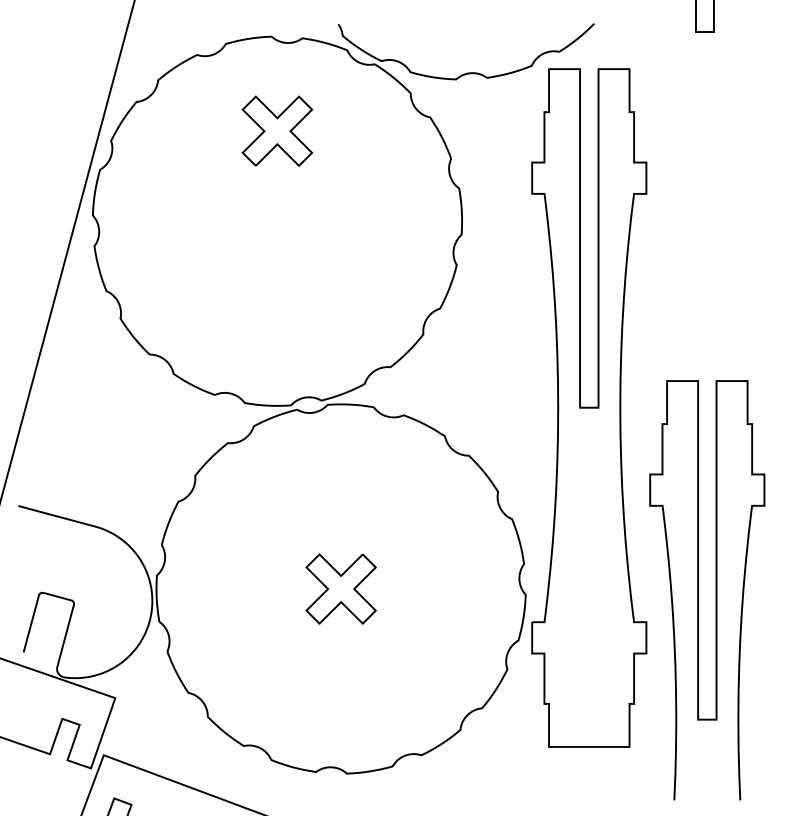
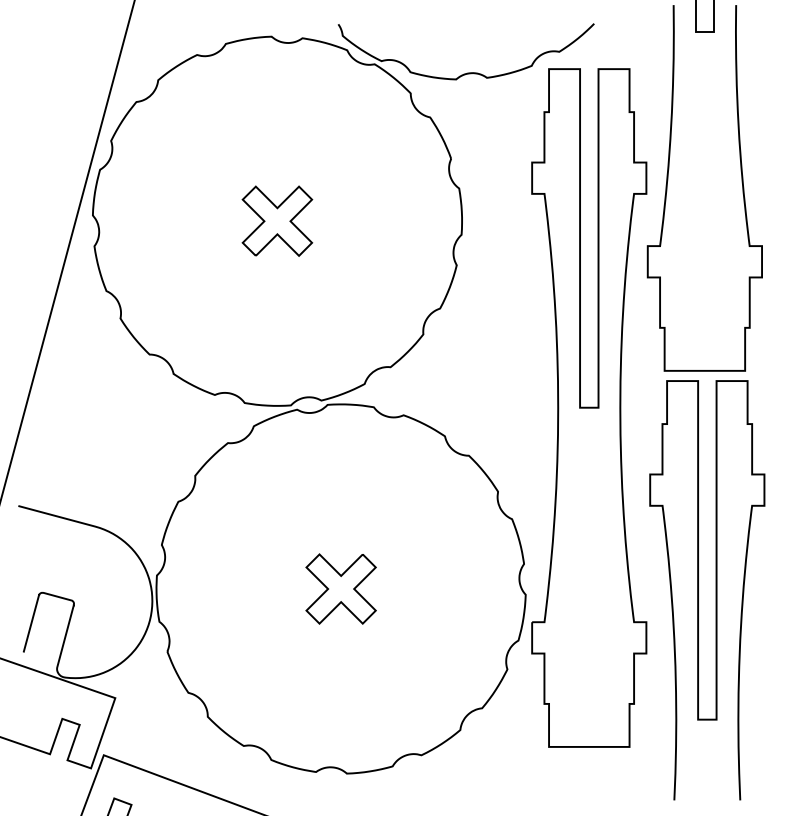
part position: (277, 130) -> (277, 220) (277, 220)
curve: none -> present (668, 180)
